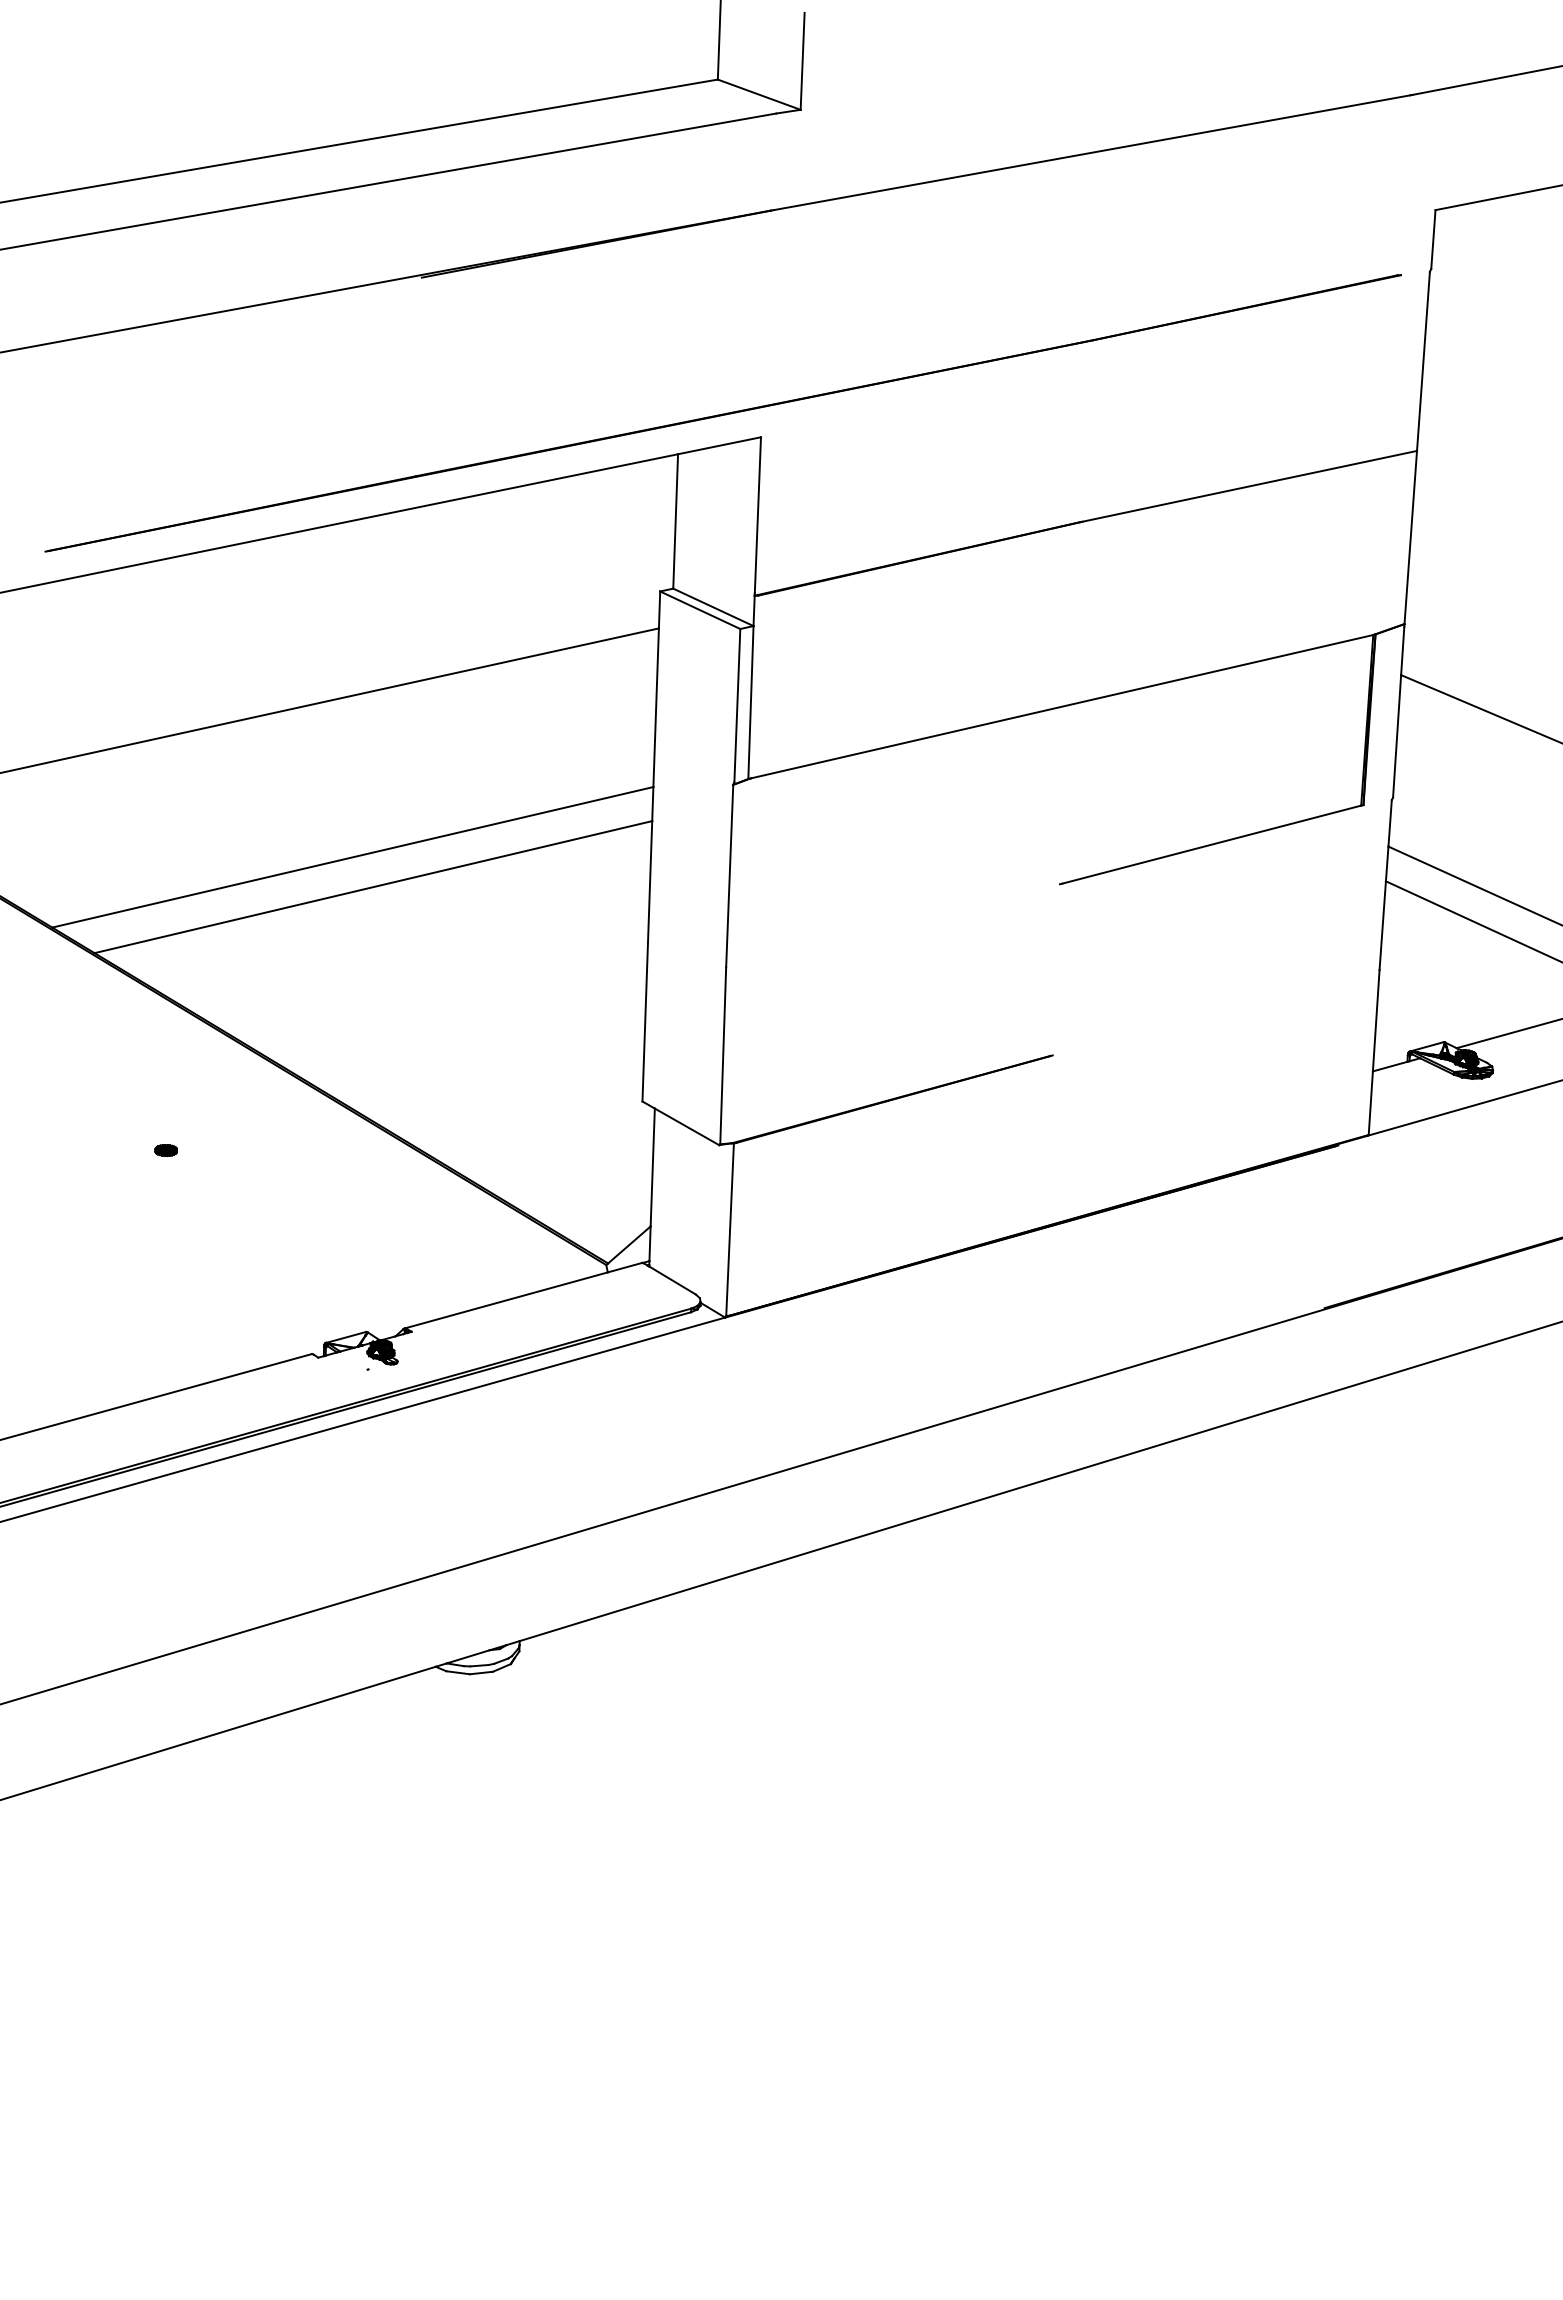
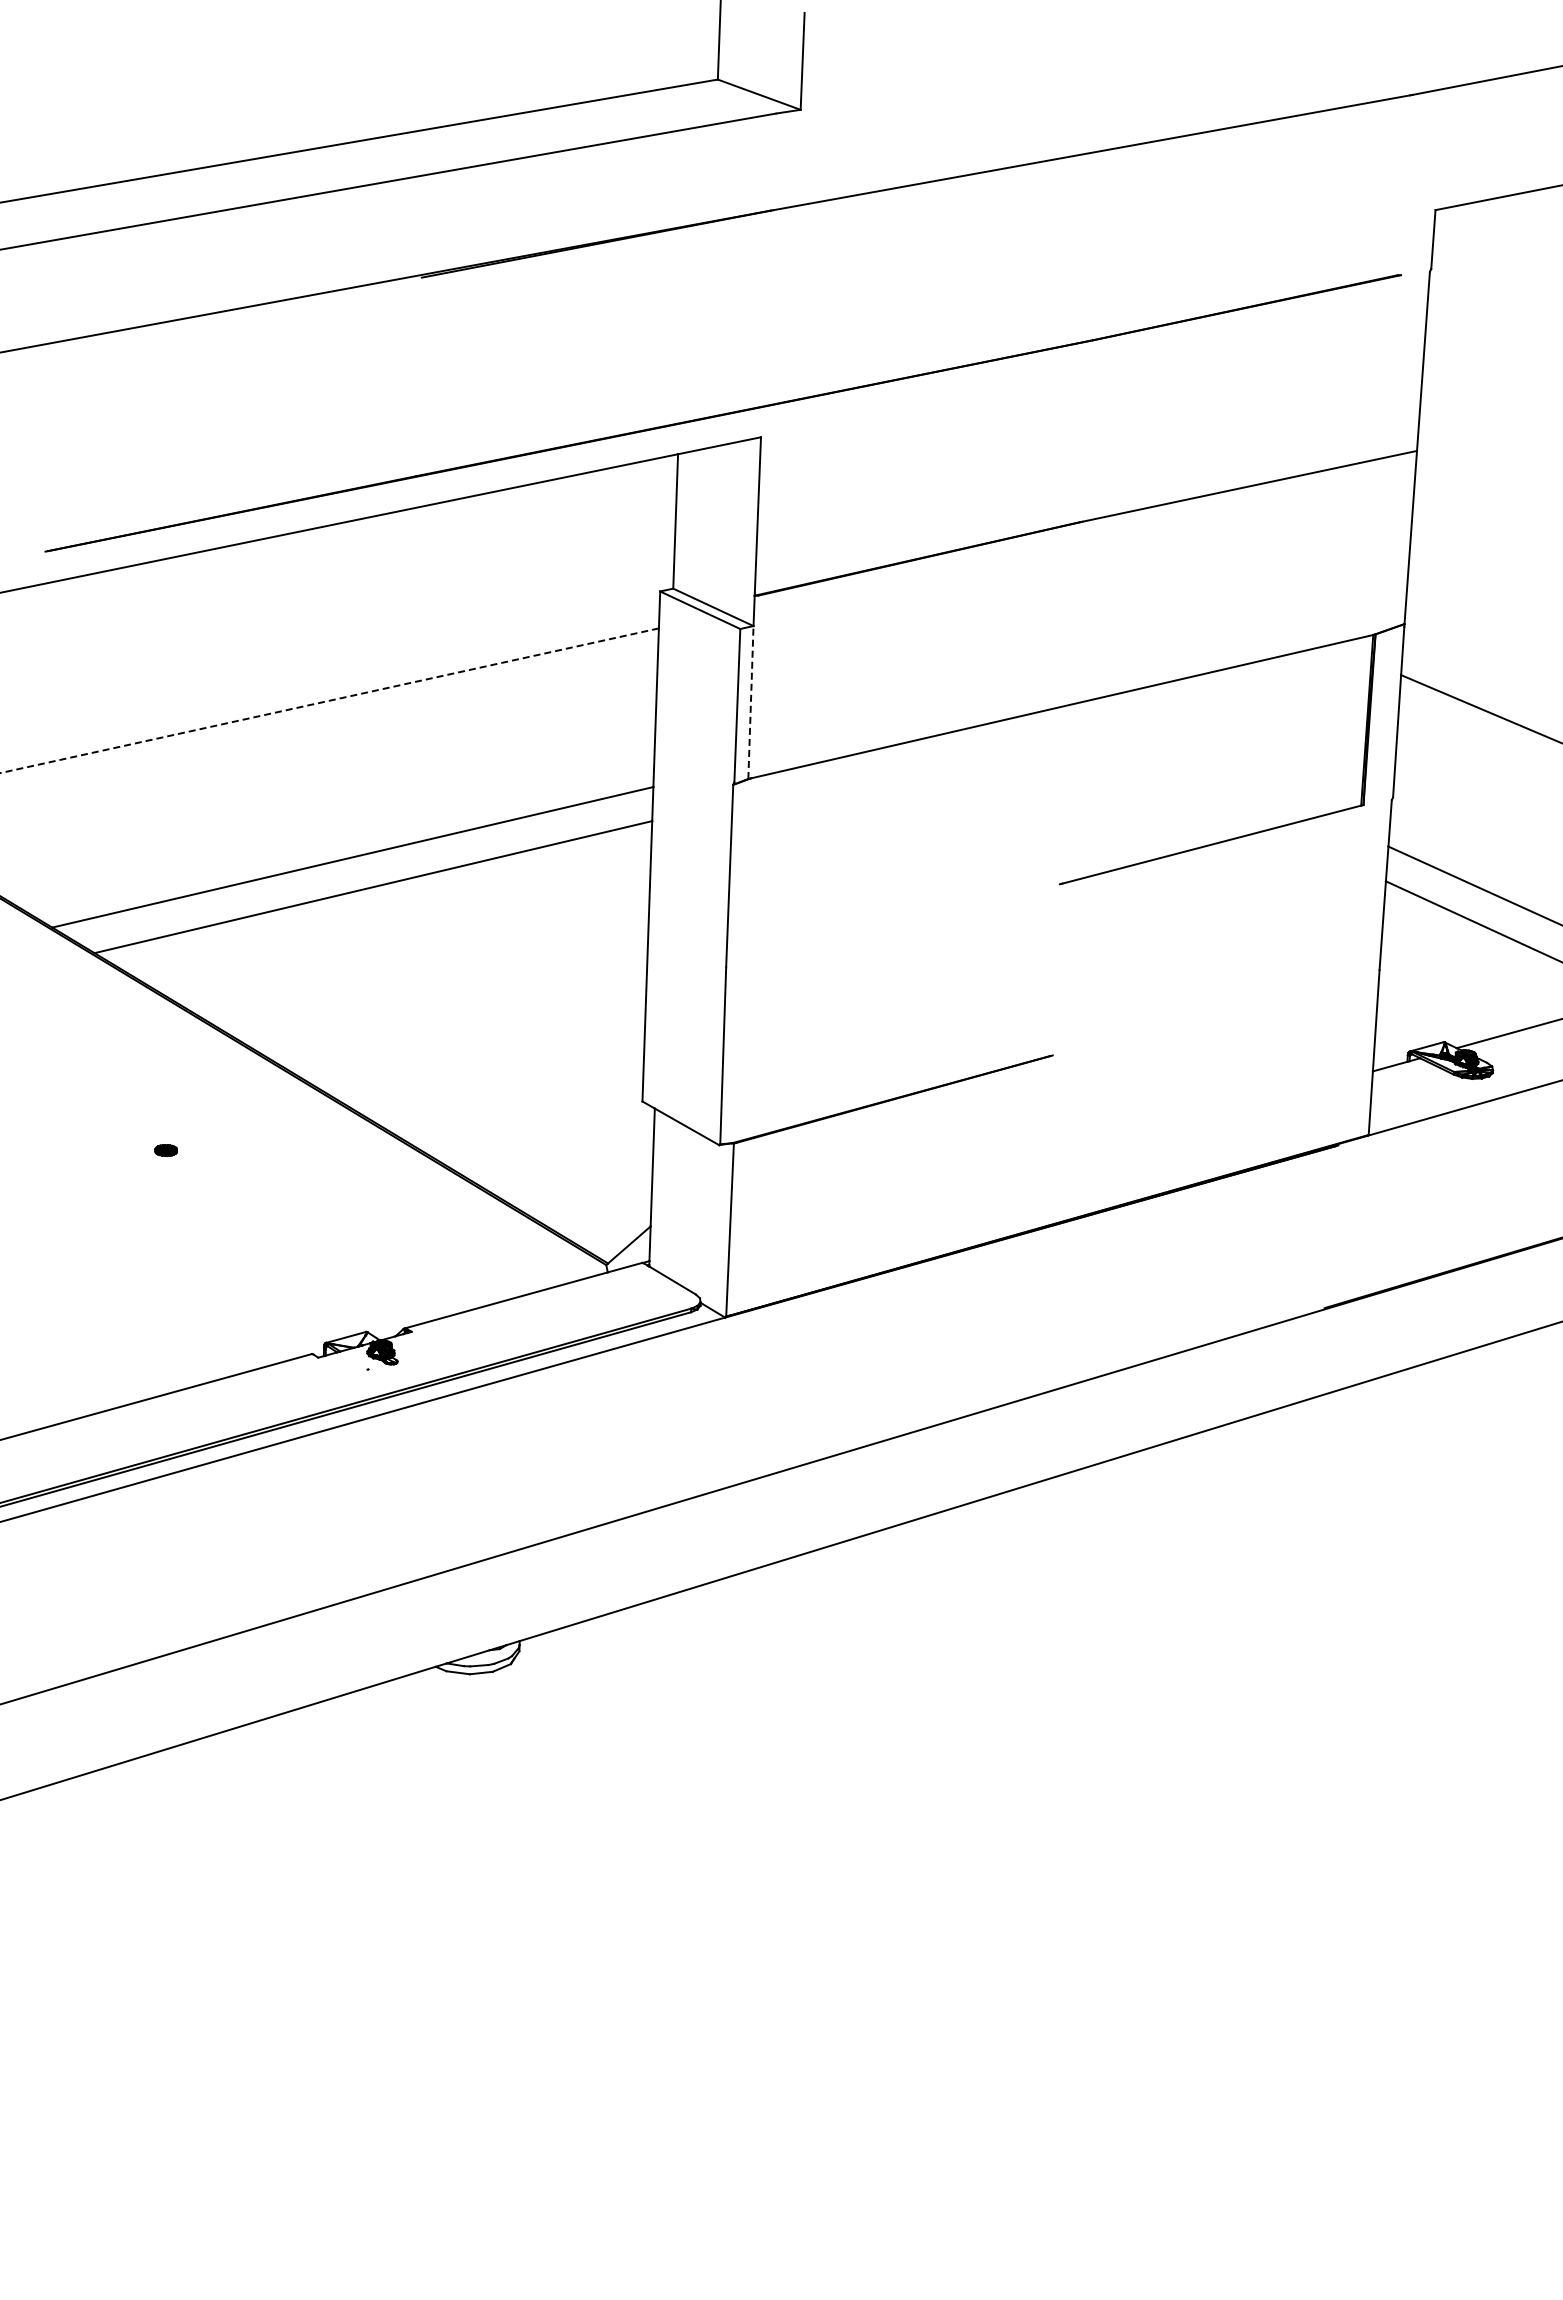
line: solid -> dashed (329, 700)
line: solid -> dashed (750, 702)
